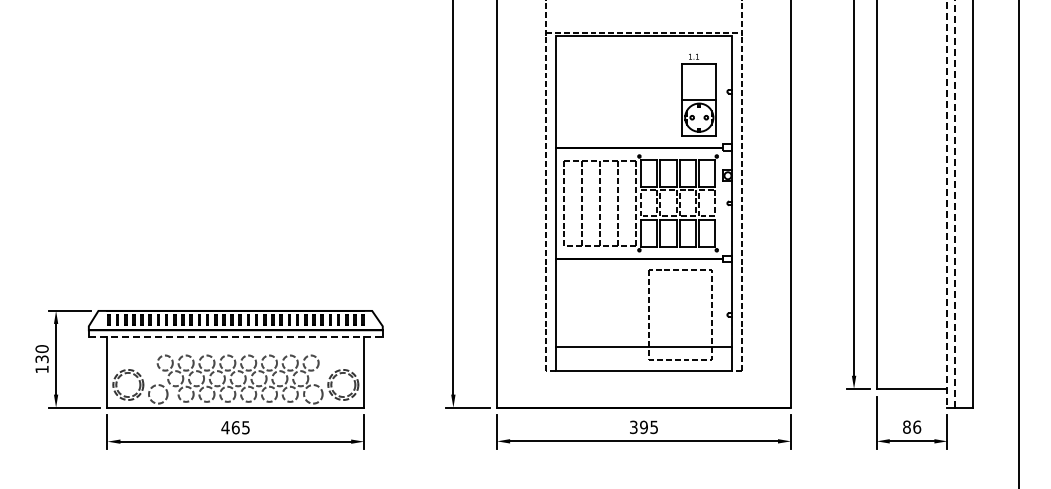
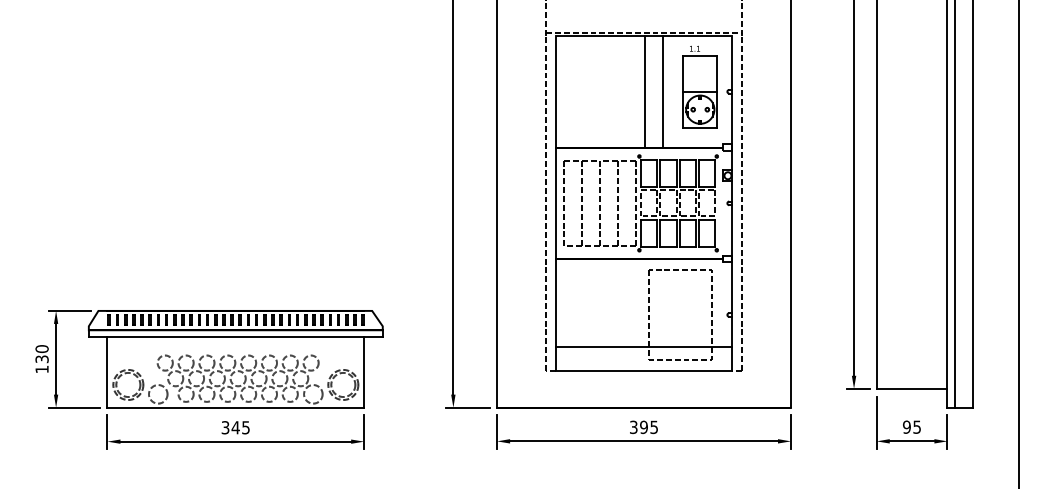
line: none -> present (644, 91)
line: none -> present (662, 91)
part position: (698, 94) -> (699, 86) (699, 86)
line: dashed -> solid (954, 203)
line: dashed -> solid (947, 204)
line: dashed -> solid (235, 336)
text: 86 -> 95 (912, 426)
text: 465 -> 345 (230, 427)
